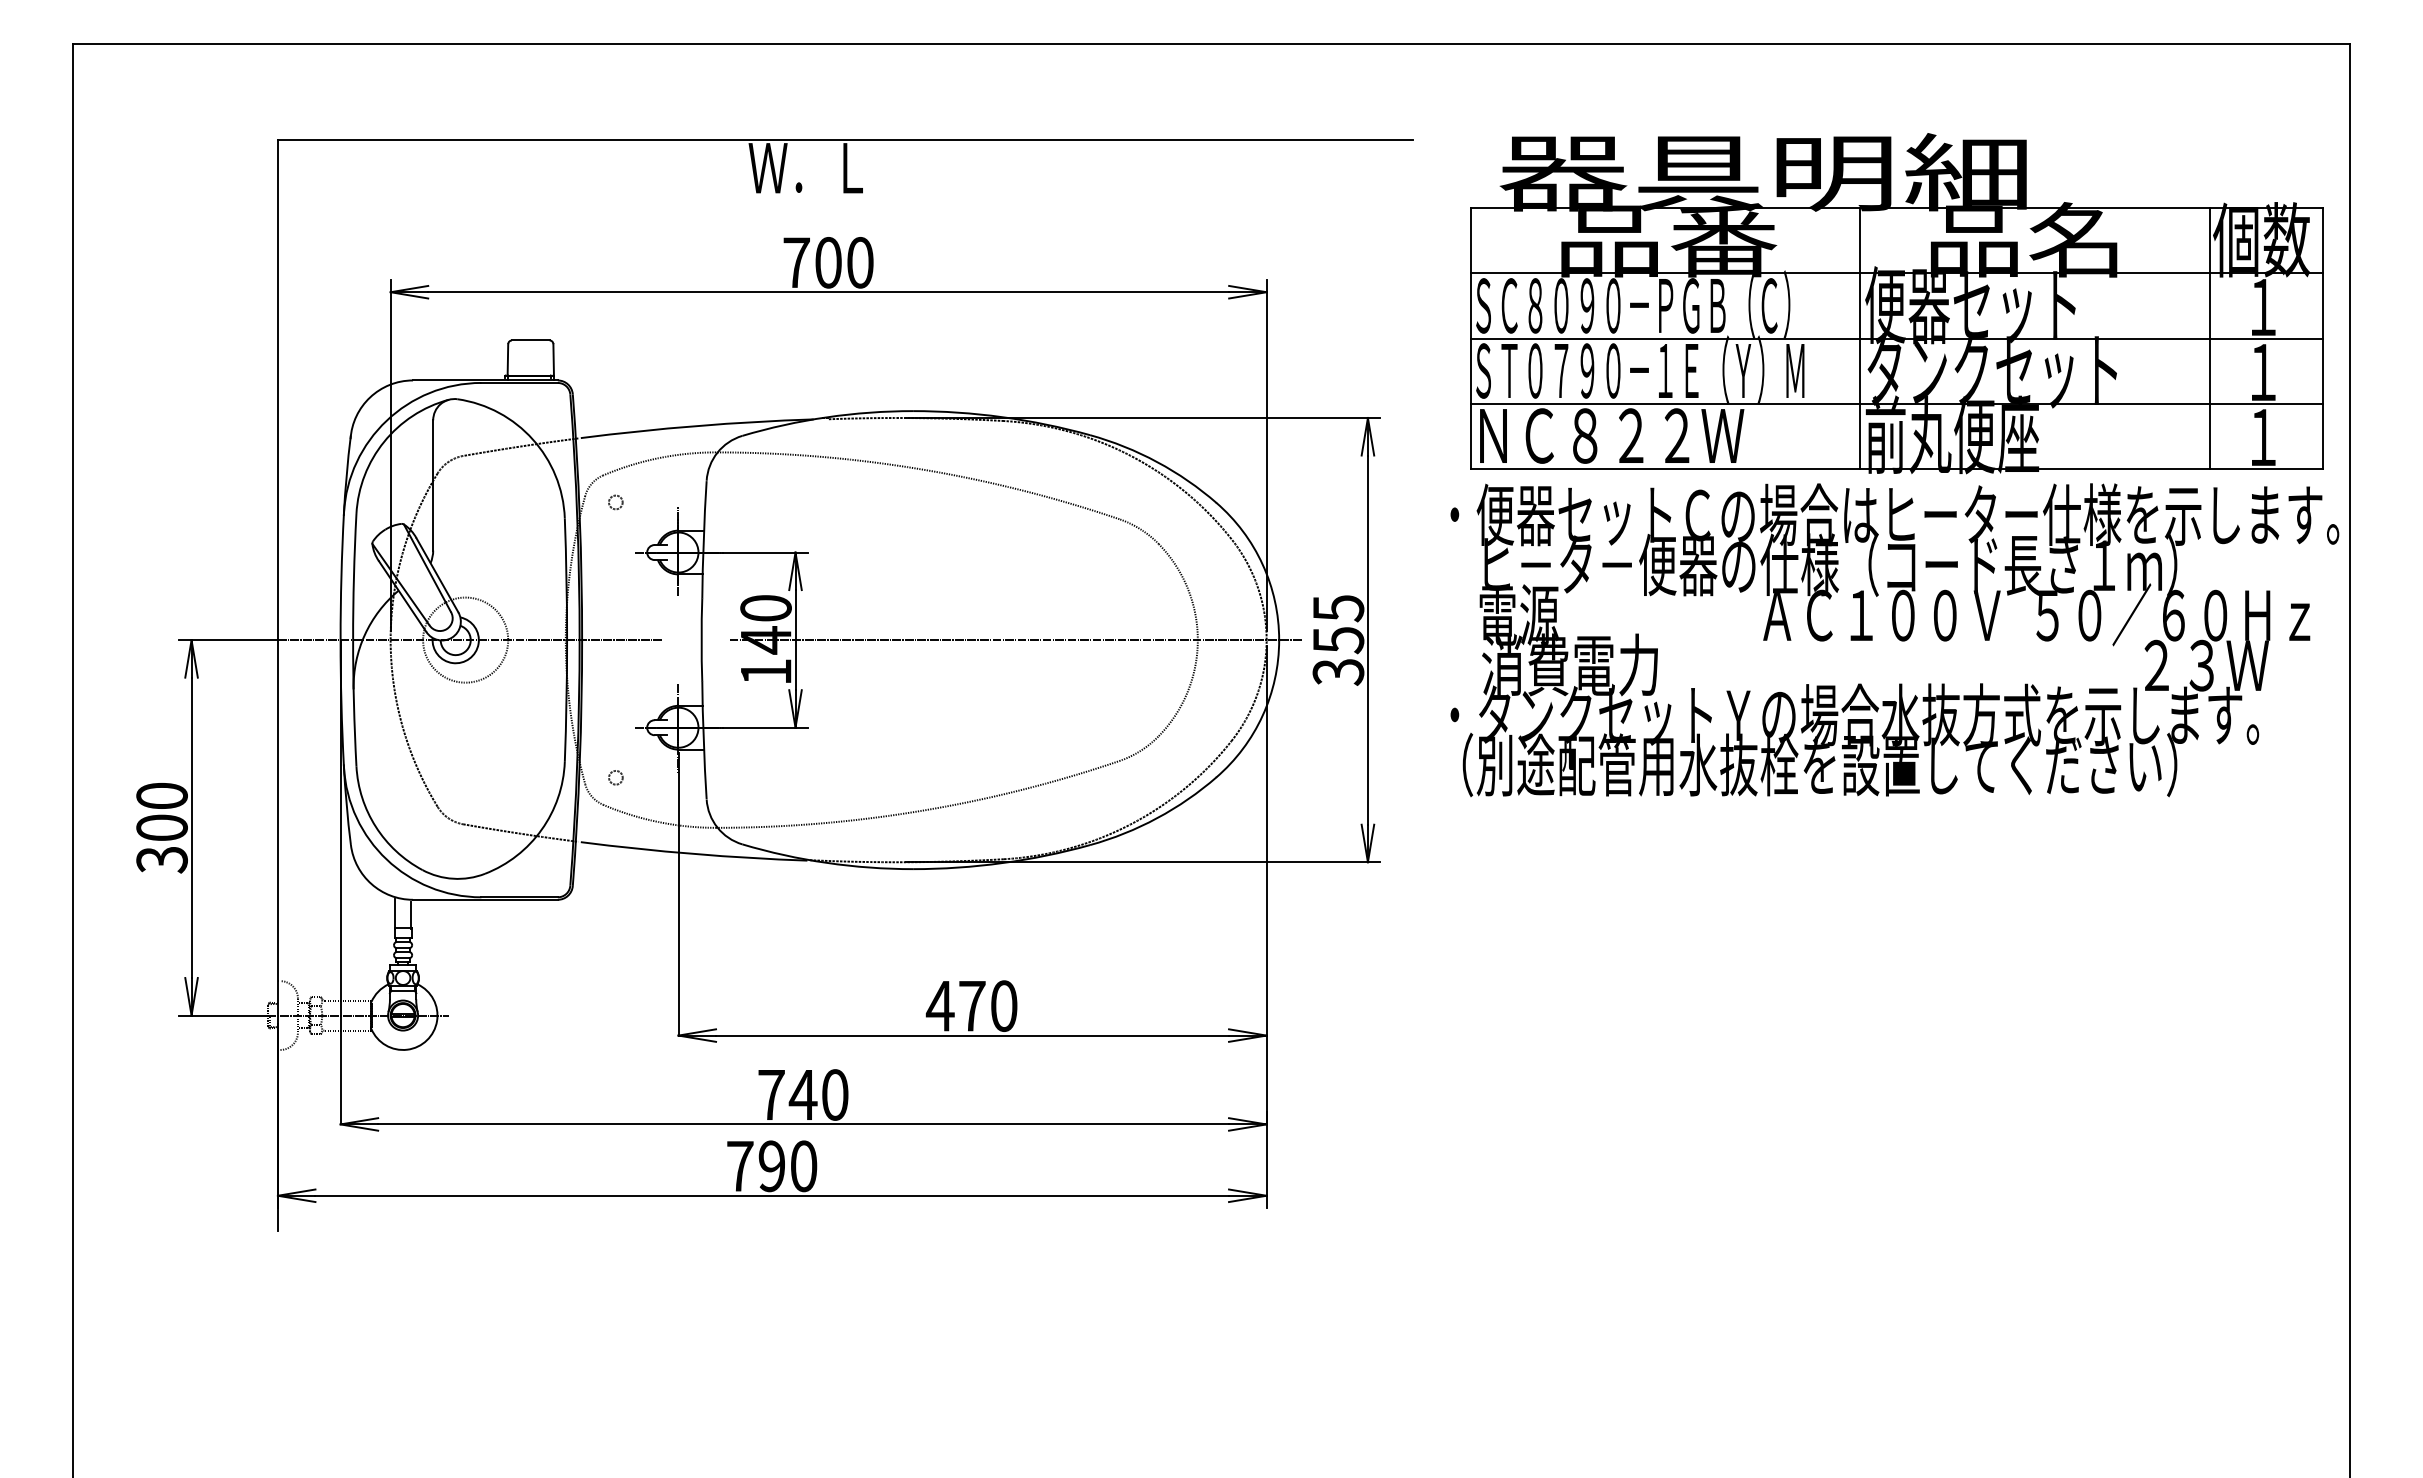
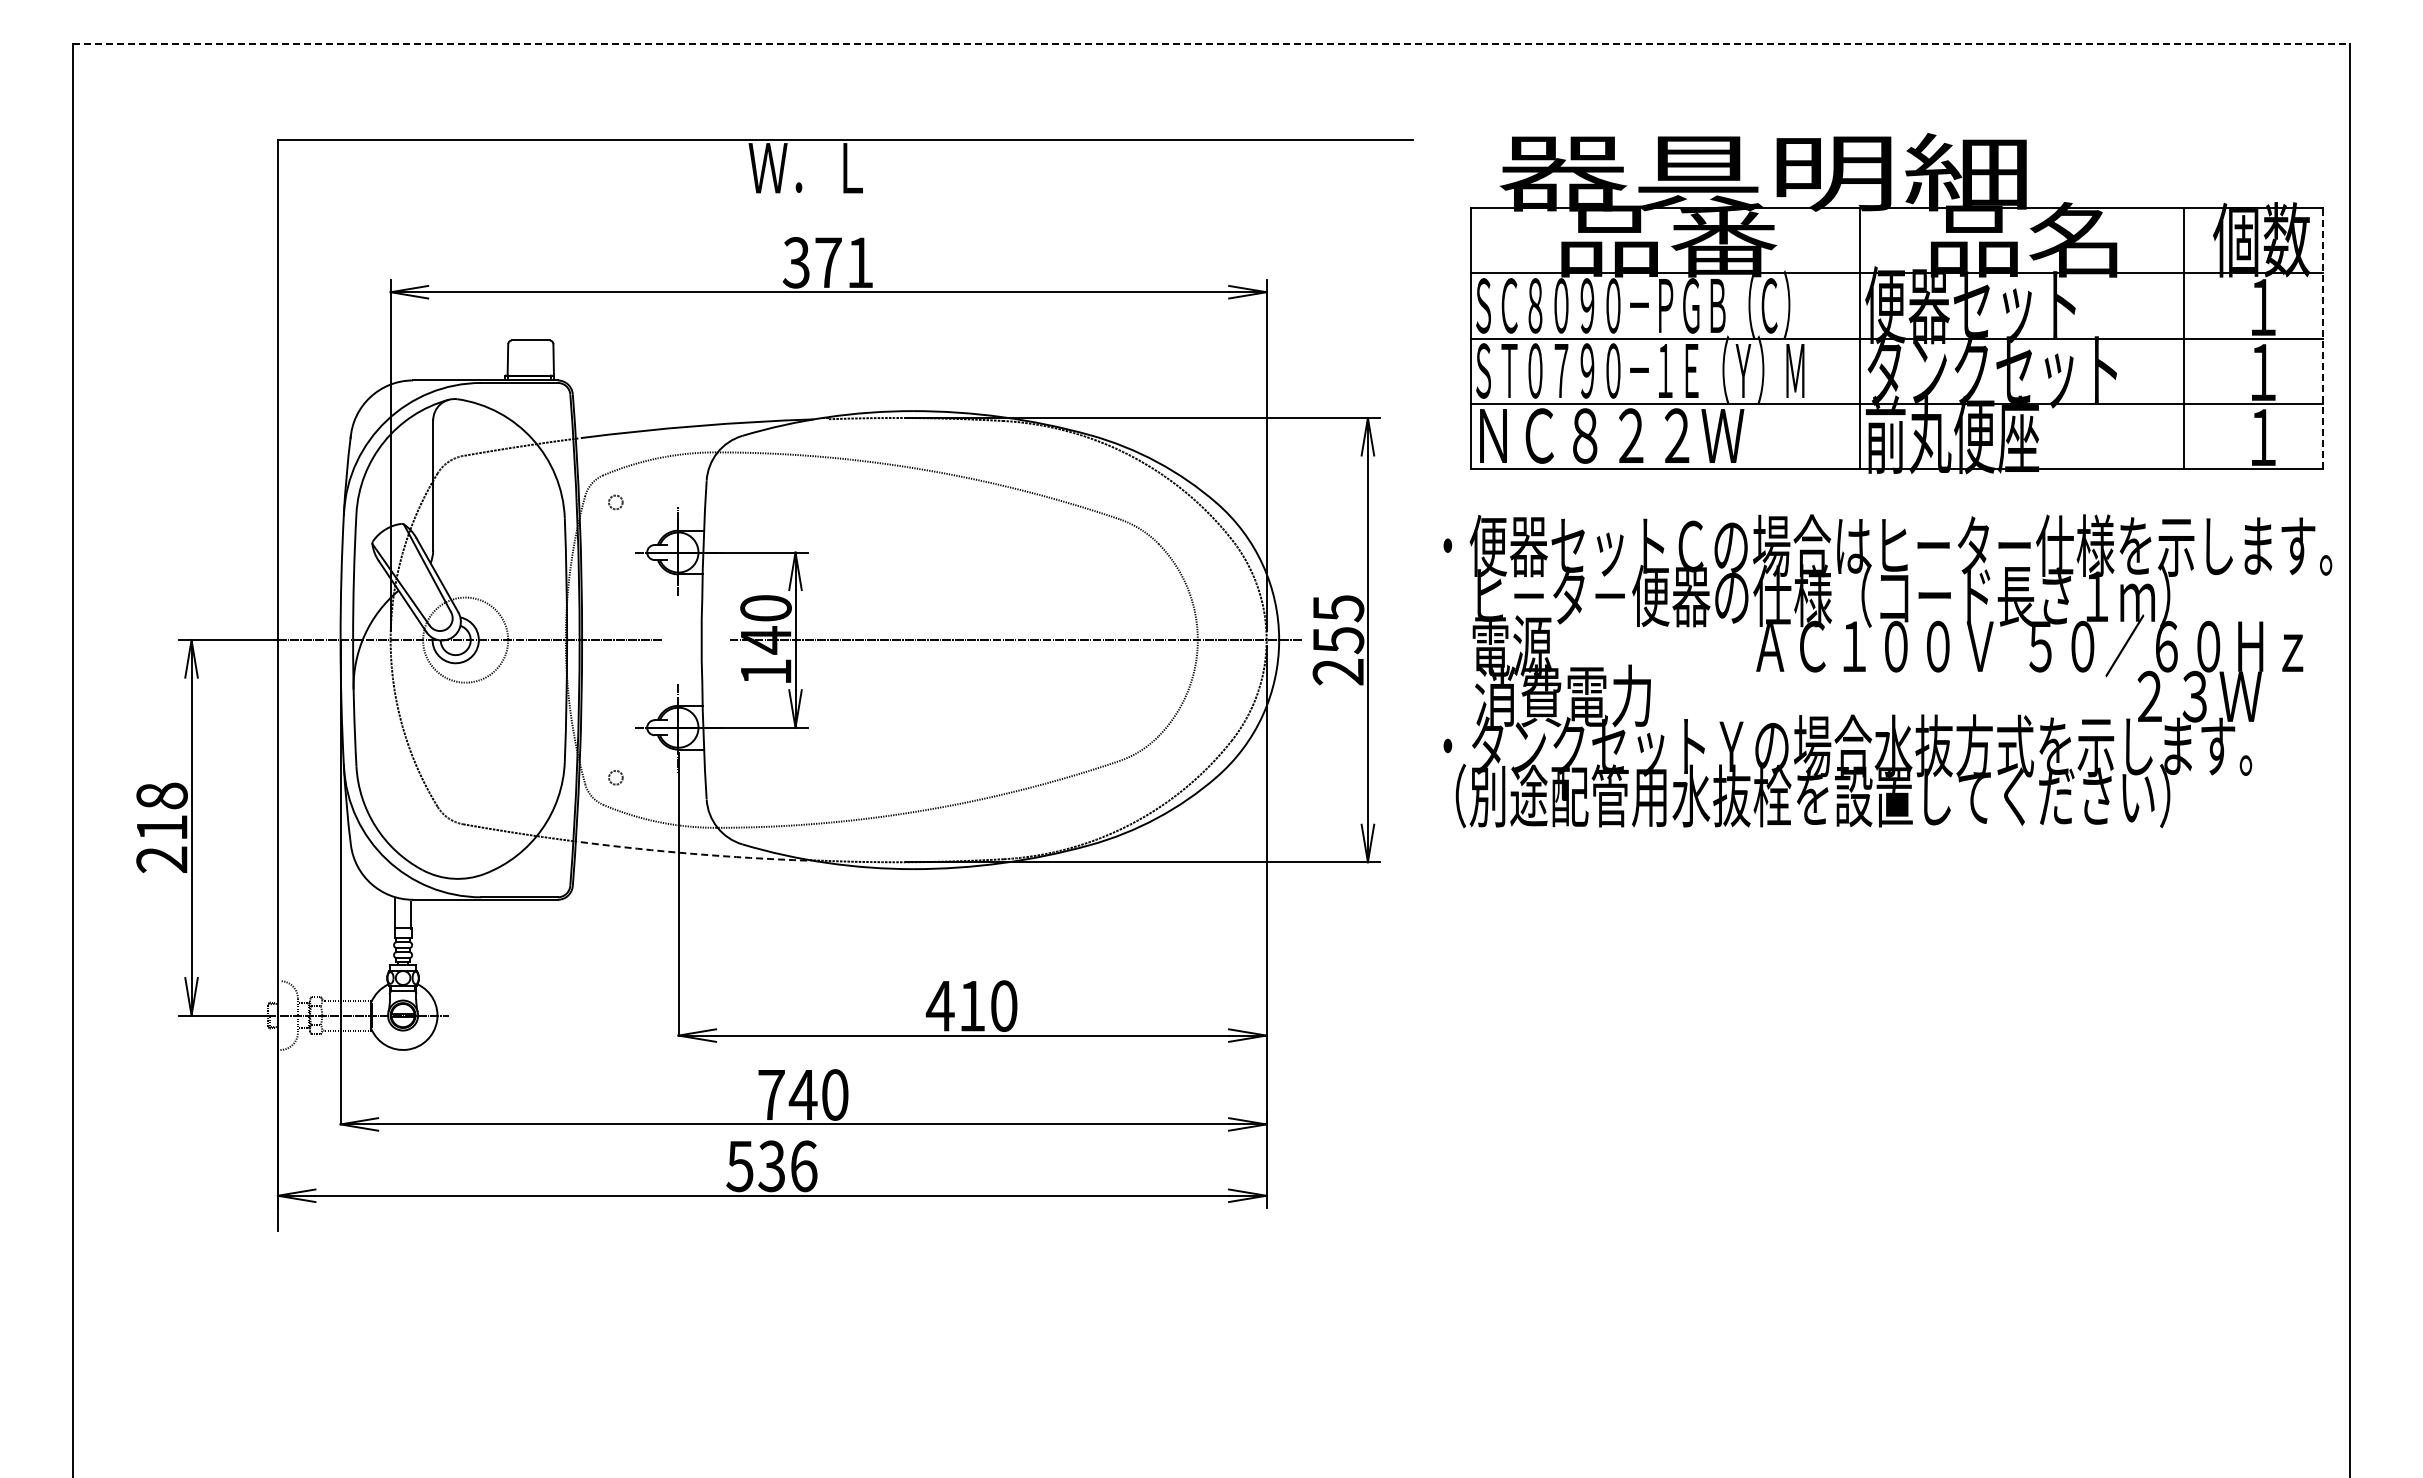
line: solid -> dashed (1211, 44)
text: 700 -> 371 (827, 262)
line position: (2210, 338) -> (2184, 338) (2184, 338)
line: solid -> dashed (2322, 338)
text position: (1894, 640) -> (1887, 671) (1887, 671)
text: 355 -> 255 (1338, 672)
text: 300 -> 218 (161, 827)
arc: solid -> dashed (693, 853)
text: 470 -> 410 (972, 1006)
text: 790 -> 536 (771, 1166)
